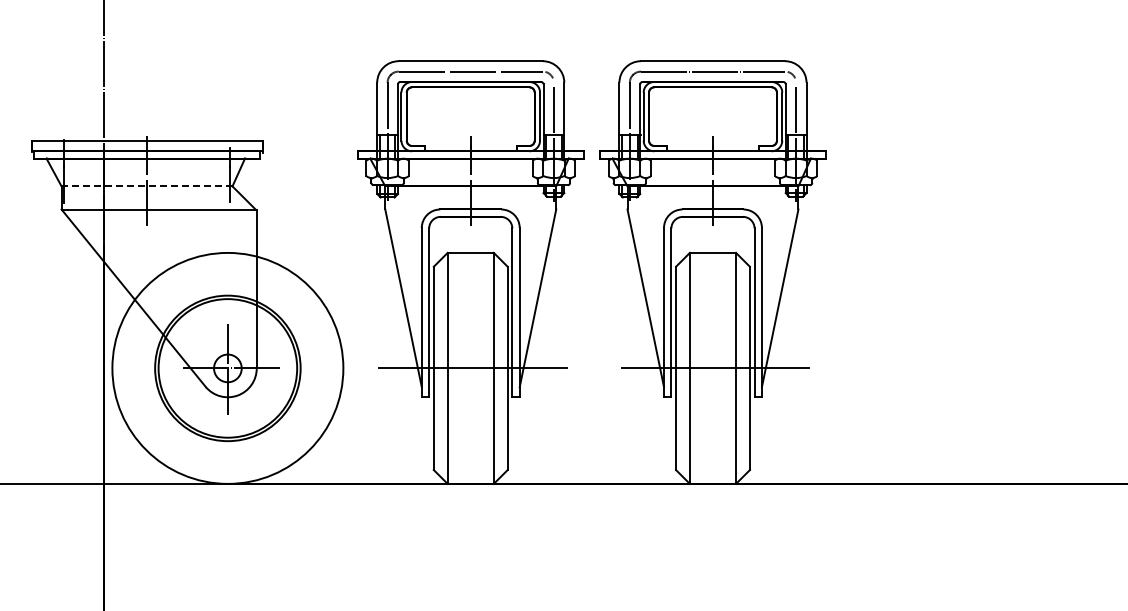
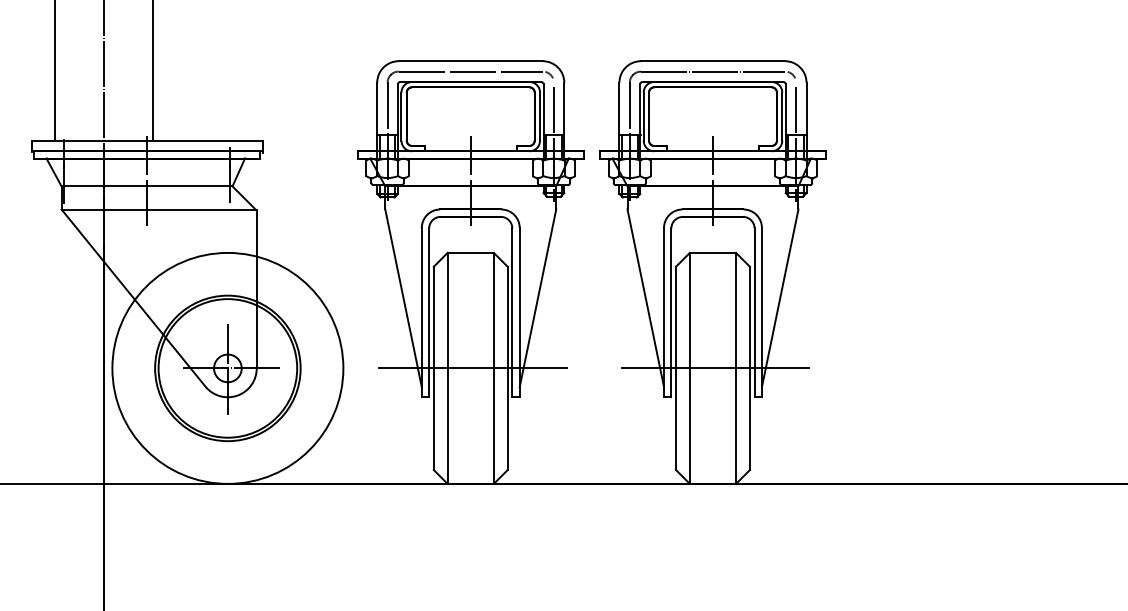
line: none -> present (54, 71)
line: none -> present (153, 71)
line: dashed -> solid (146, 186)
